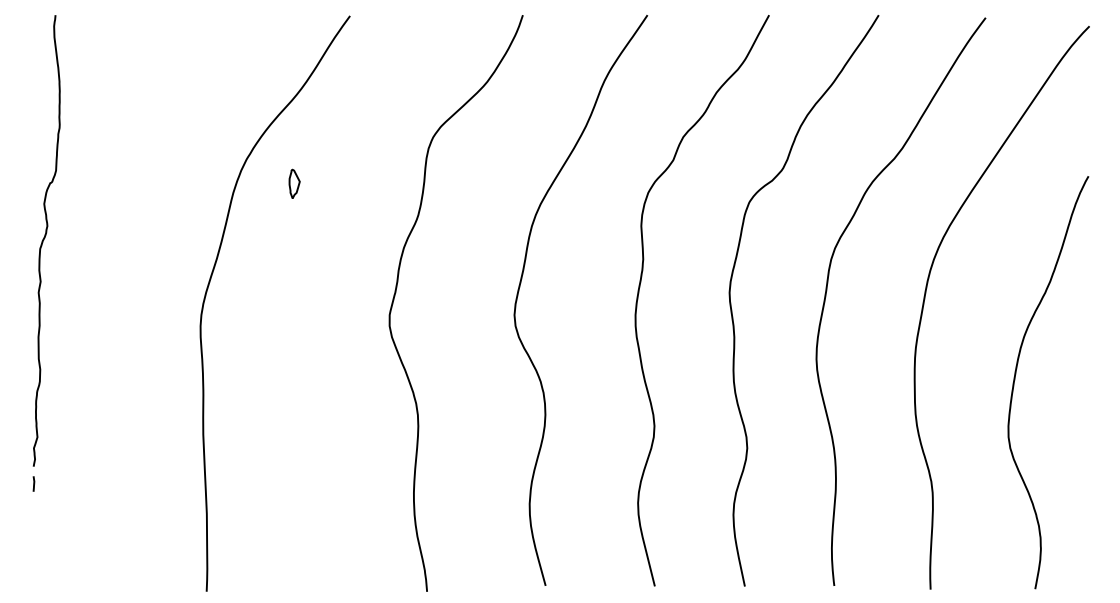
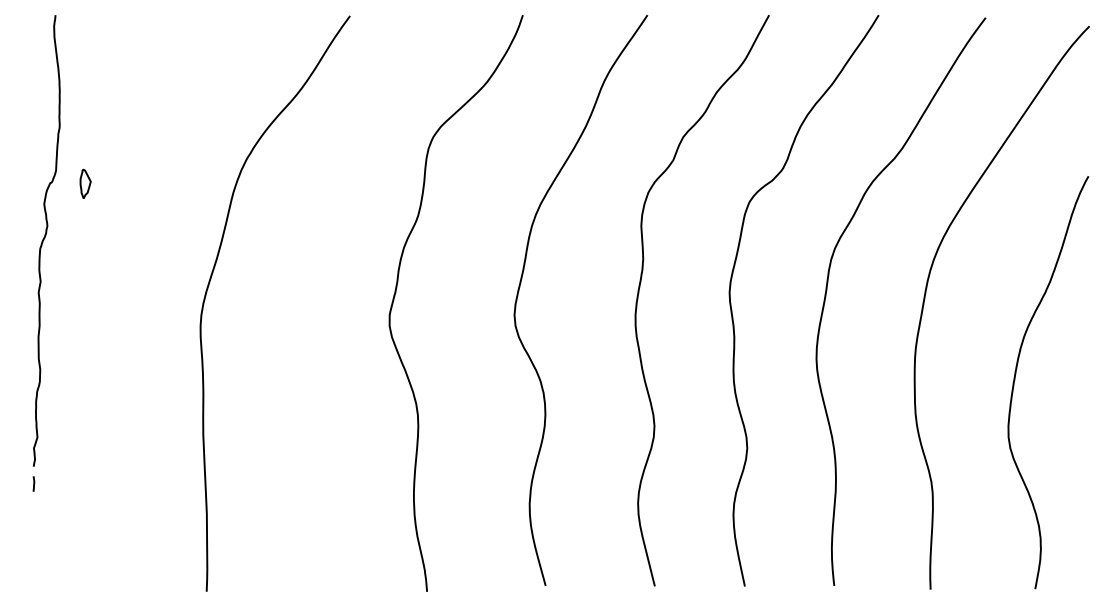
part position: (294, 183) -> (85, 183) (85, 183)
